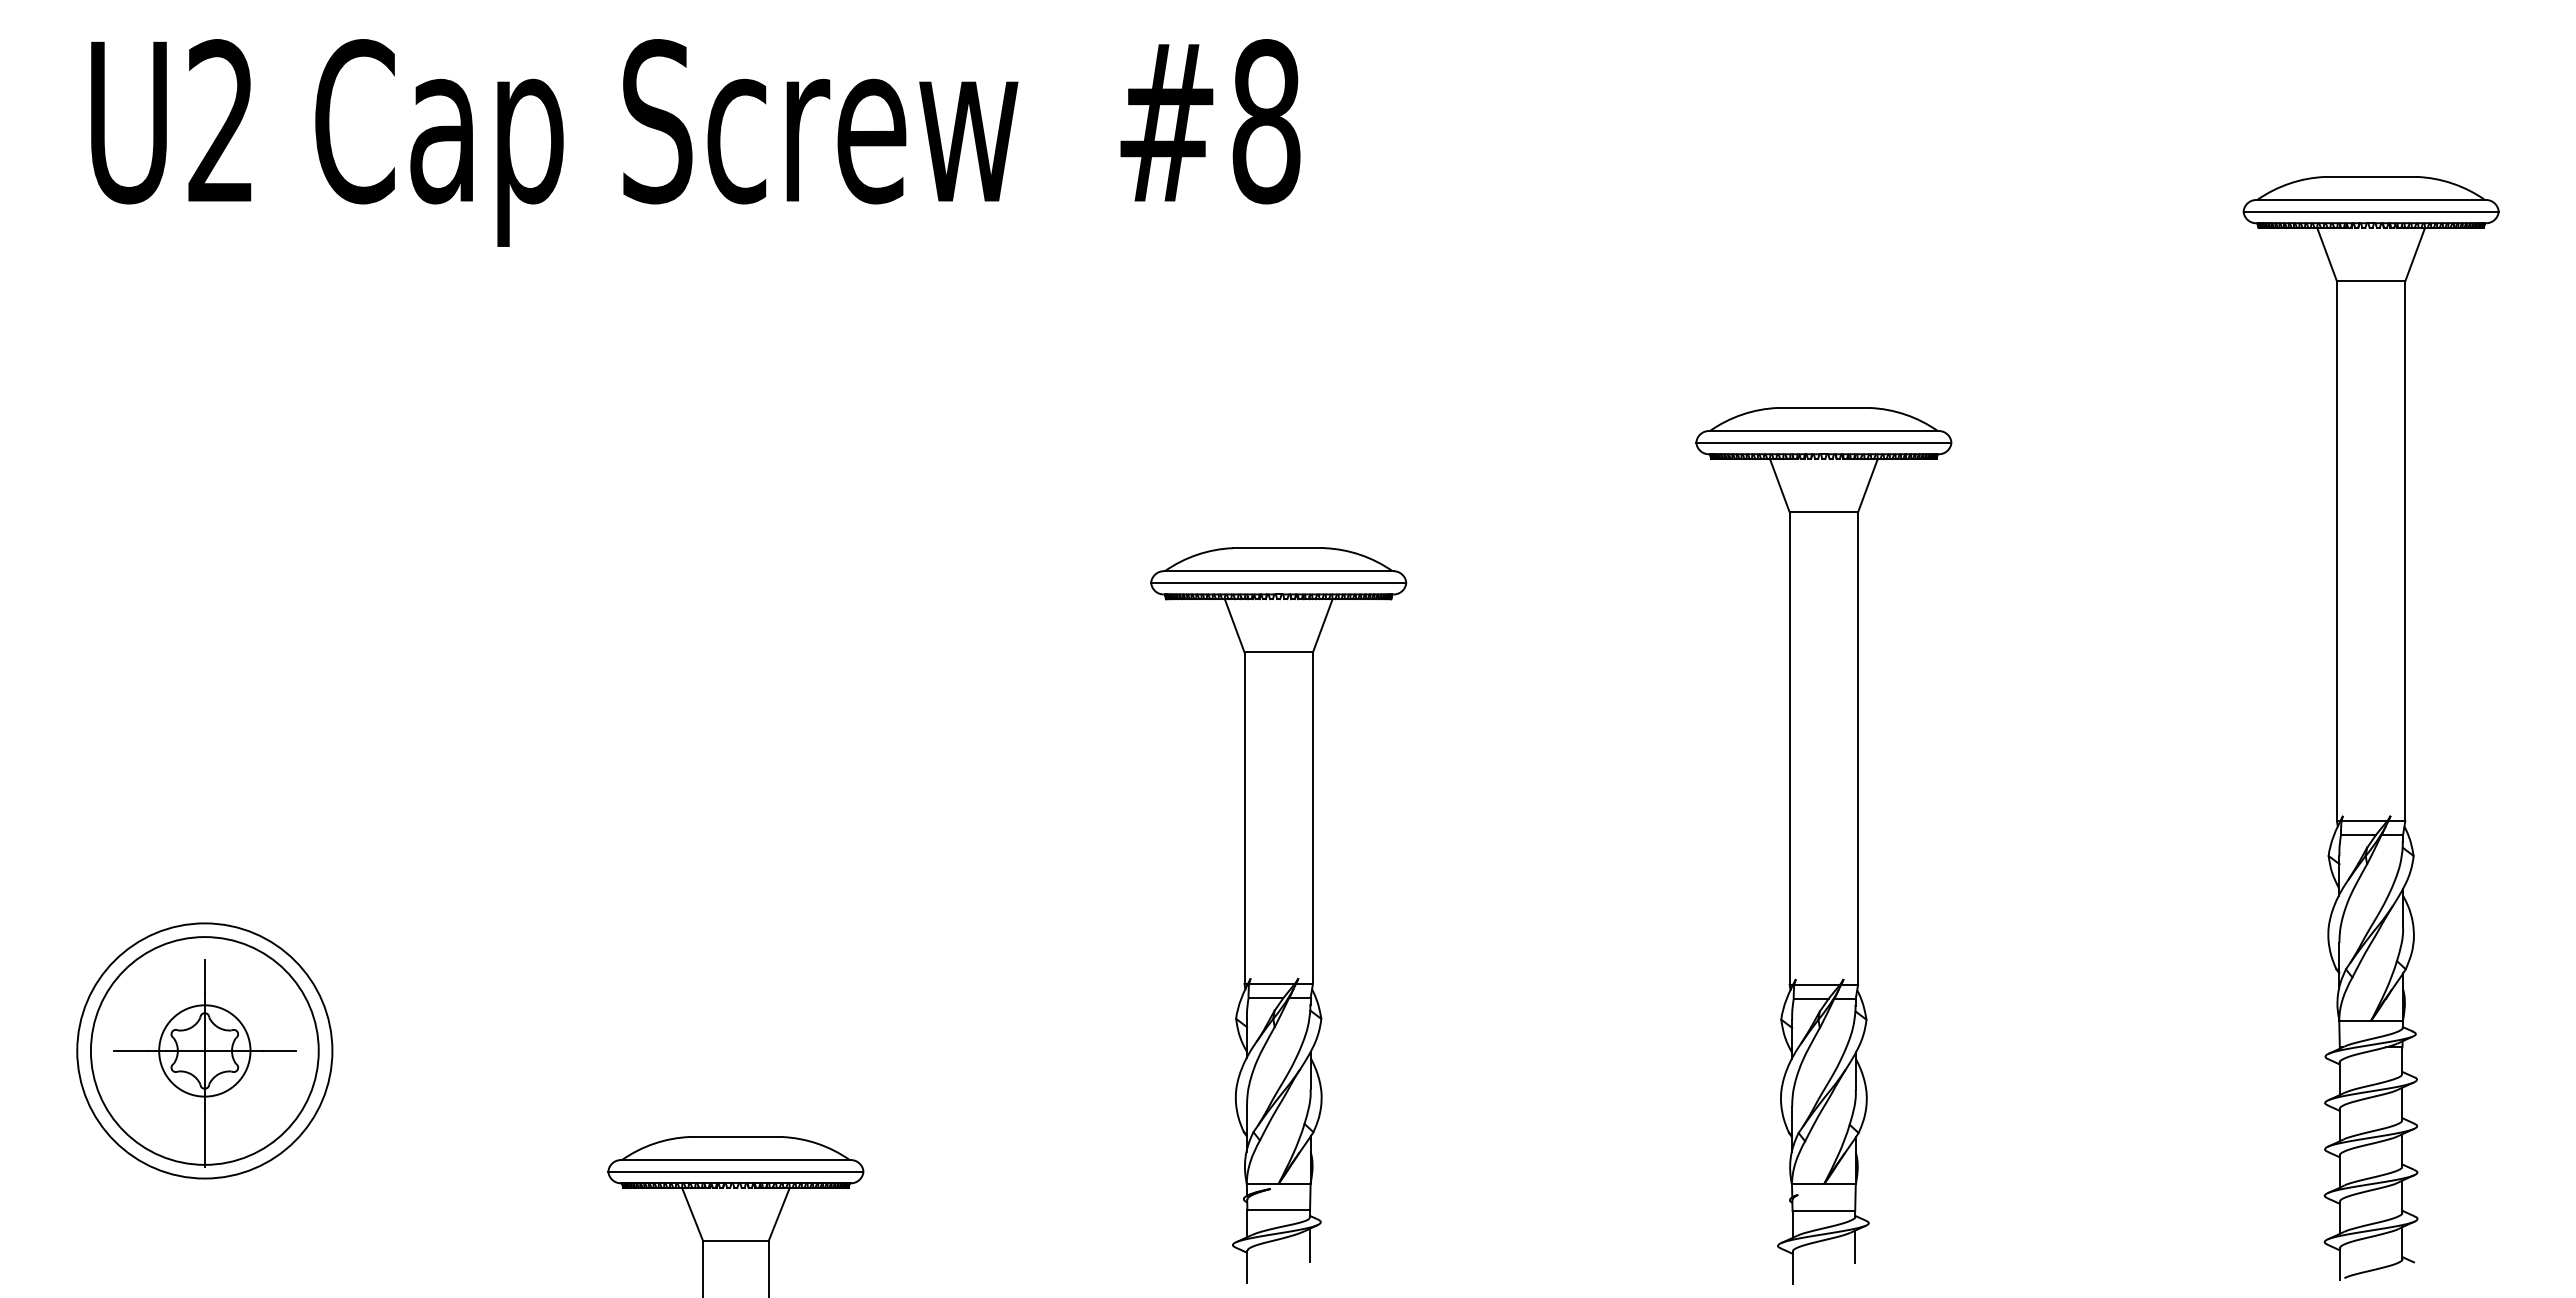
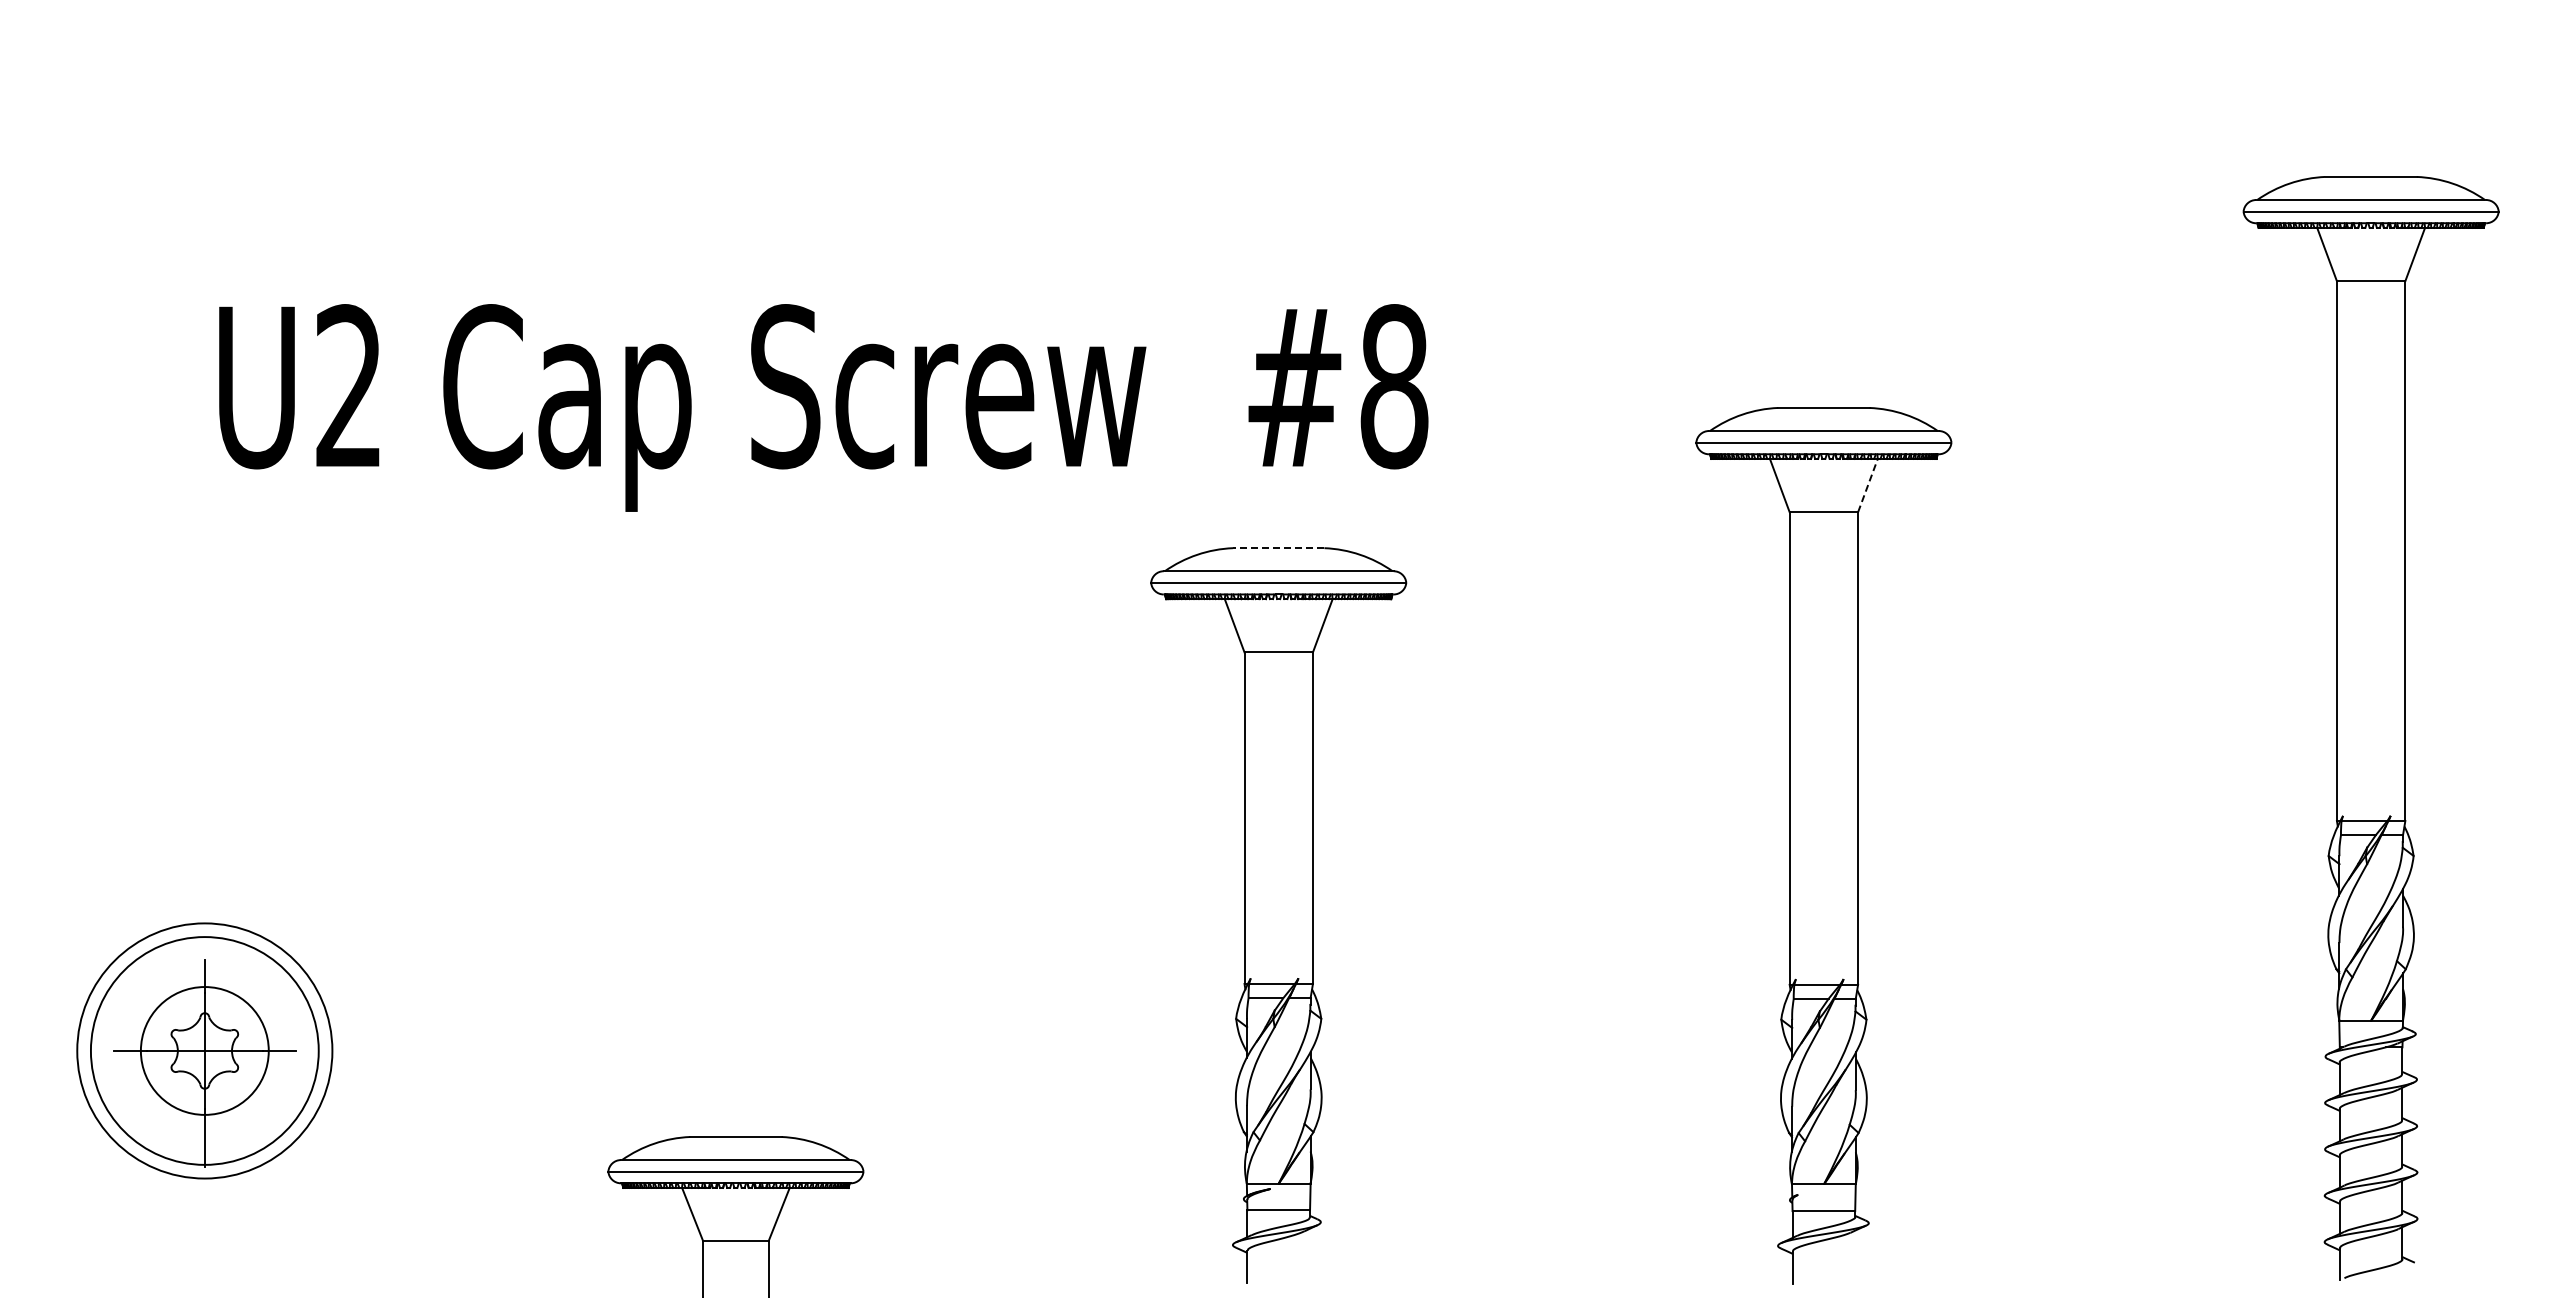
text position: (695, 142) -> (823, 407) (823, 407)
line: solid -> dashed (1868, 485)
line: solid -> dashed (1278, 548)
circle diameter: 91 px -> 128 px (204, 1050)
line: present -> none (1310, 1245)
line: present -> none (1855, 1246)
